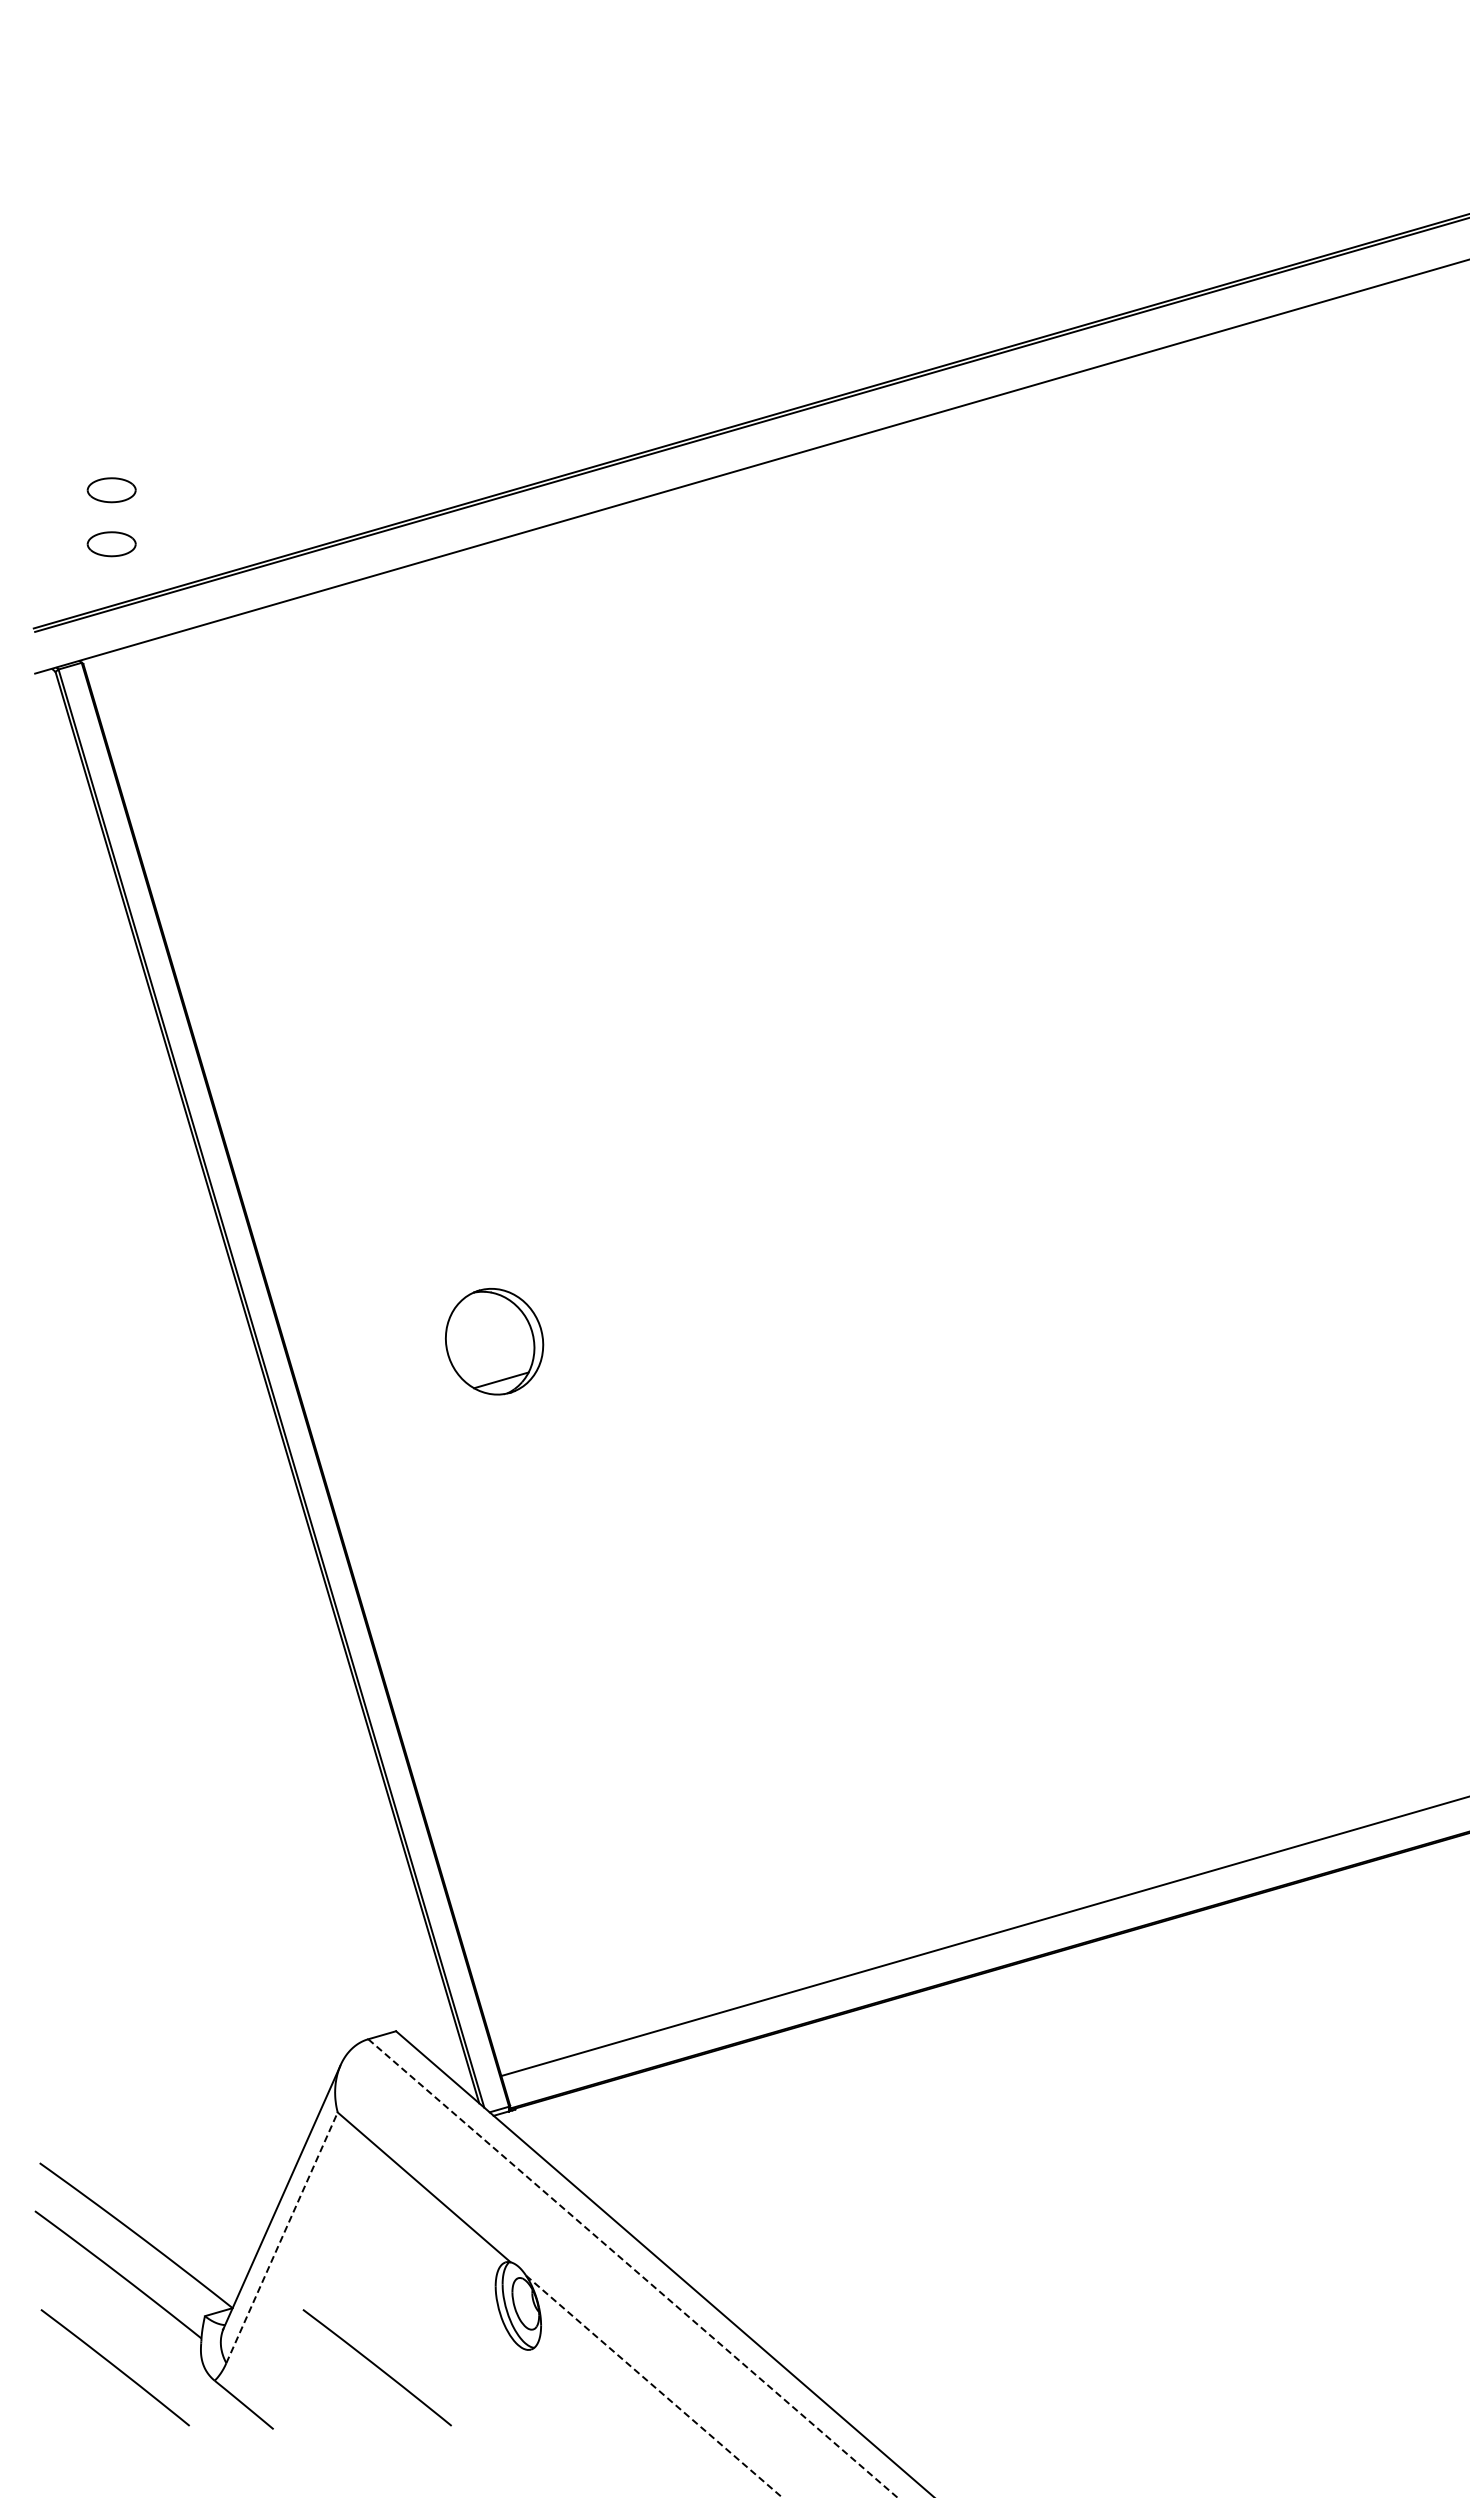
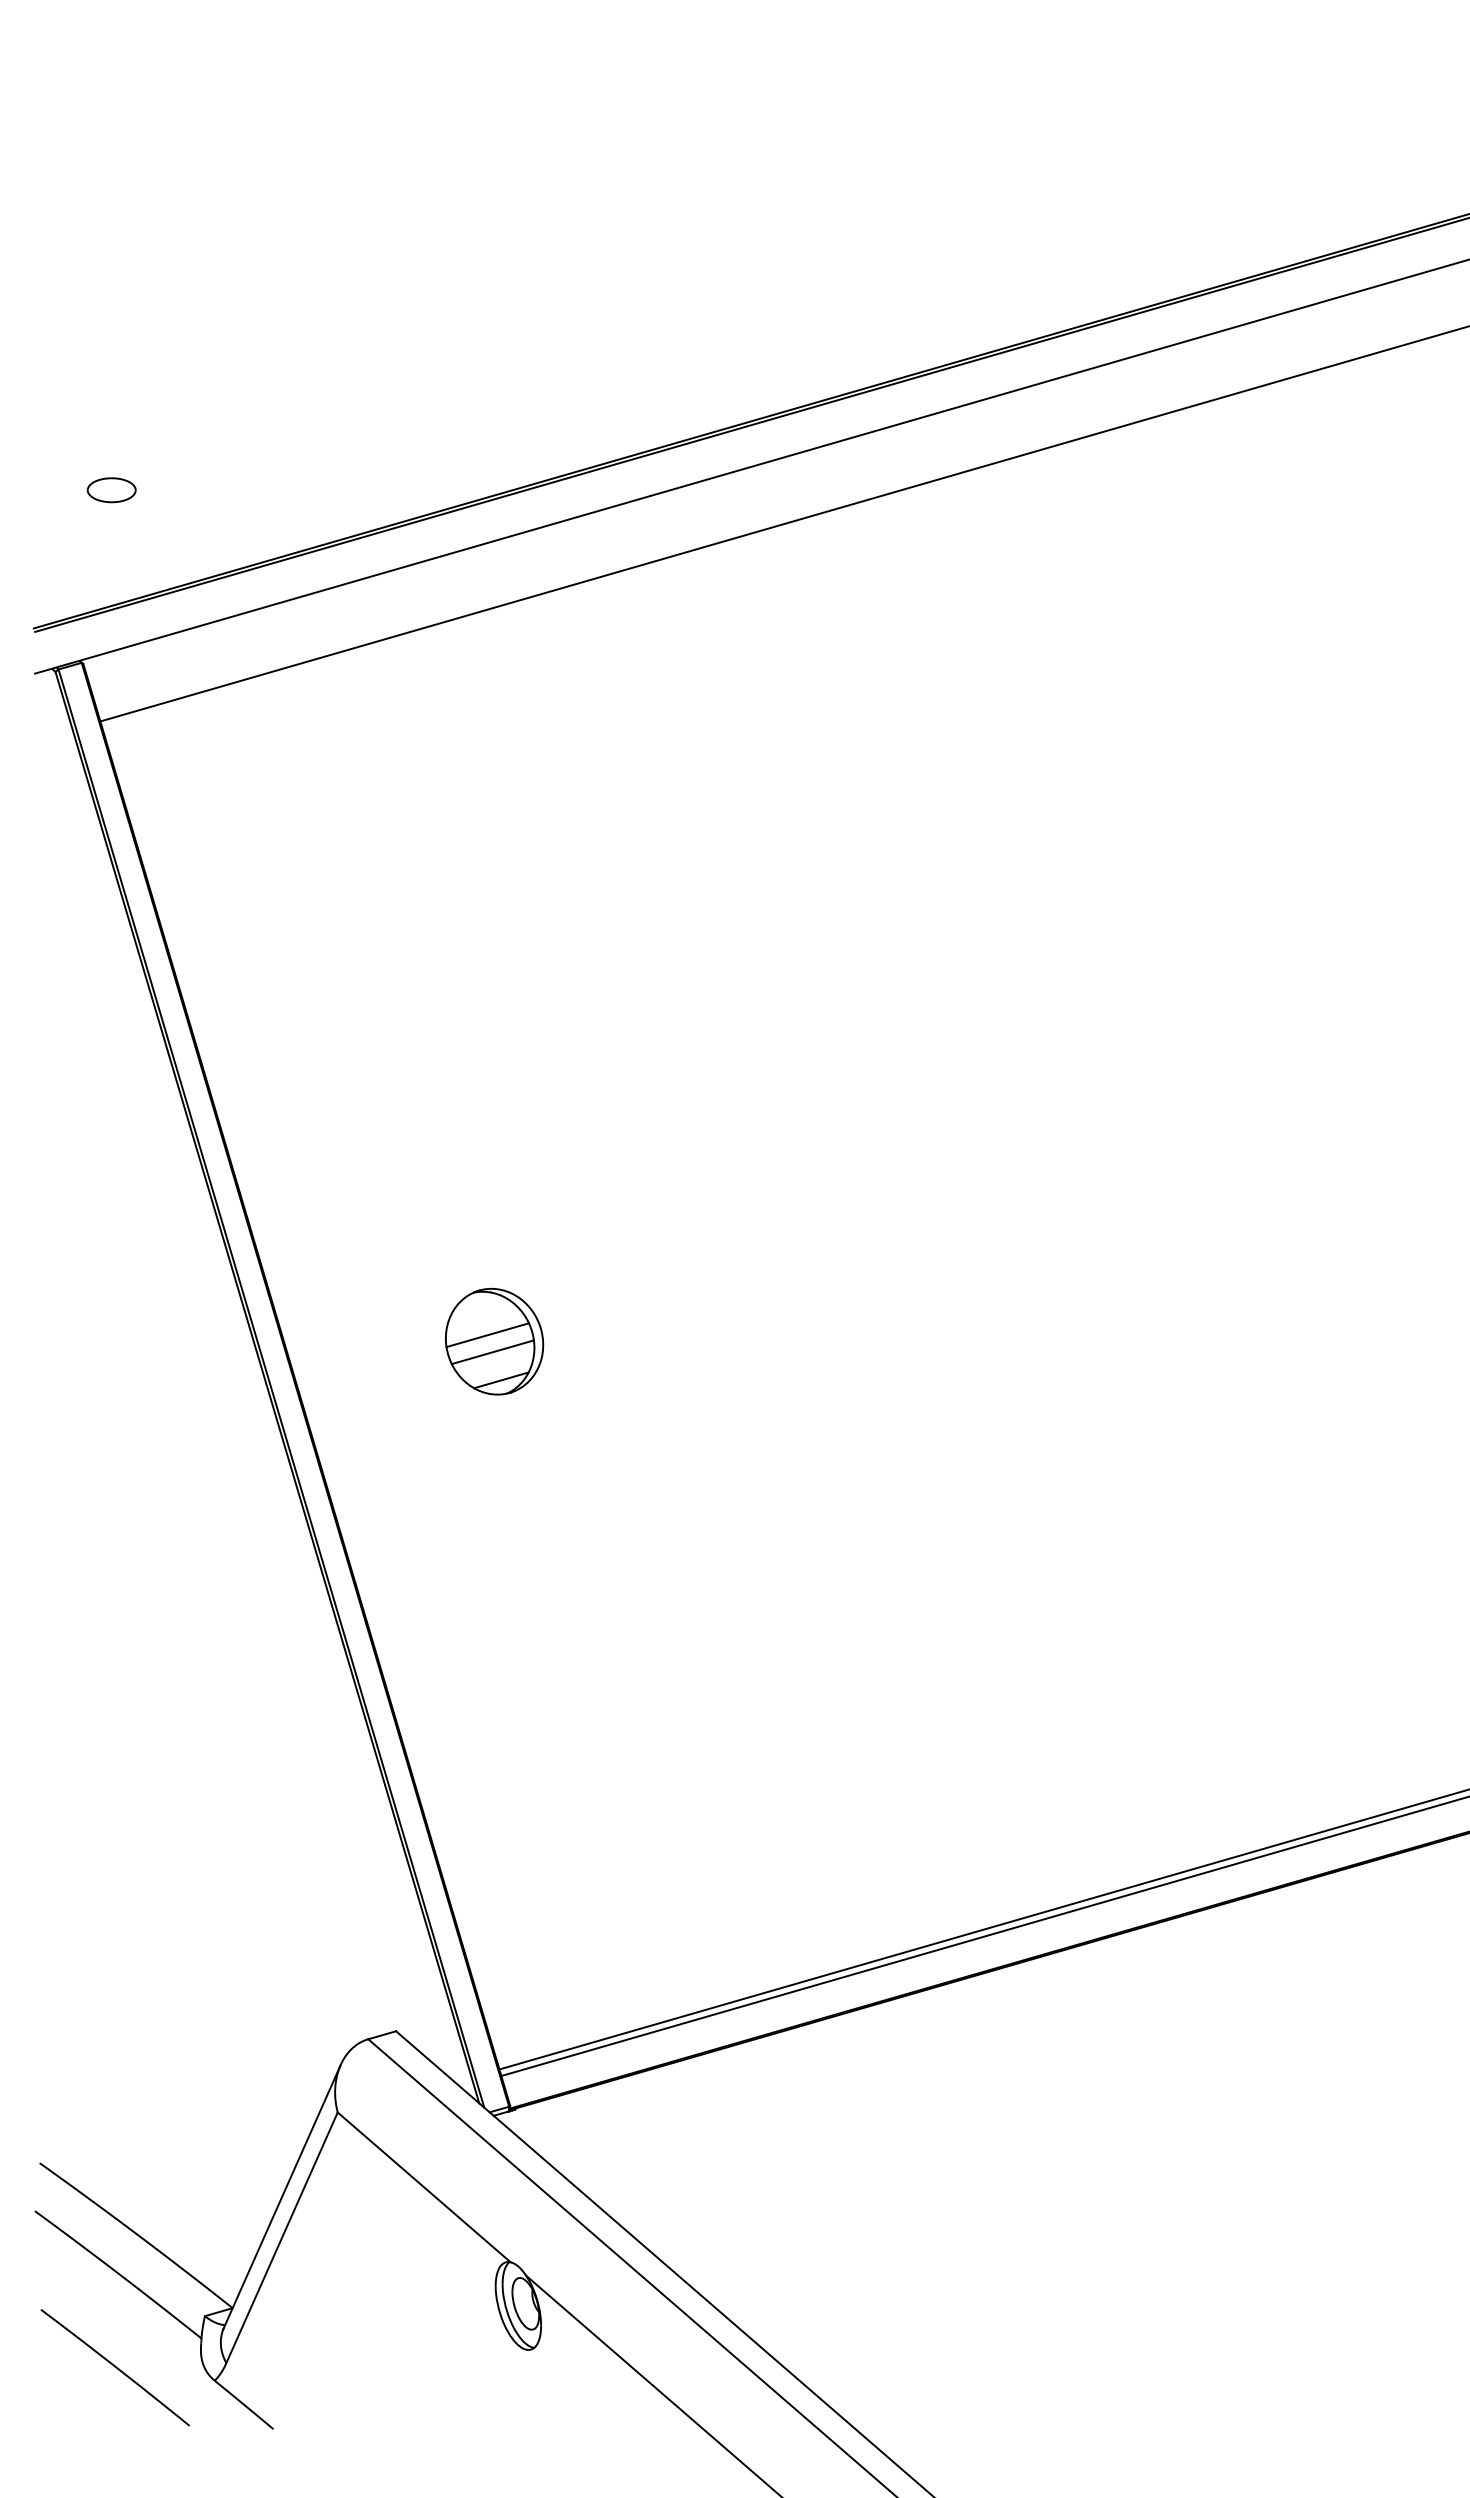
line: none -> present (783, 524)
part: present -> none (111, 544)
line: none -> present (487, 1335)
line: none -> present (492, 1352)
line: none -> present (982, 1929)
line: dashed -> solid (282, 2237)
line: dashed -> solid (632, 2268)
line: present -> none (376, 2367)
line: dashed -> solid (654, 2386)
